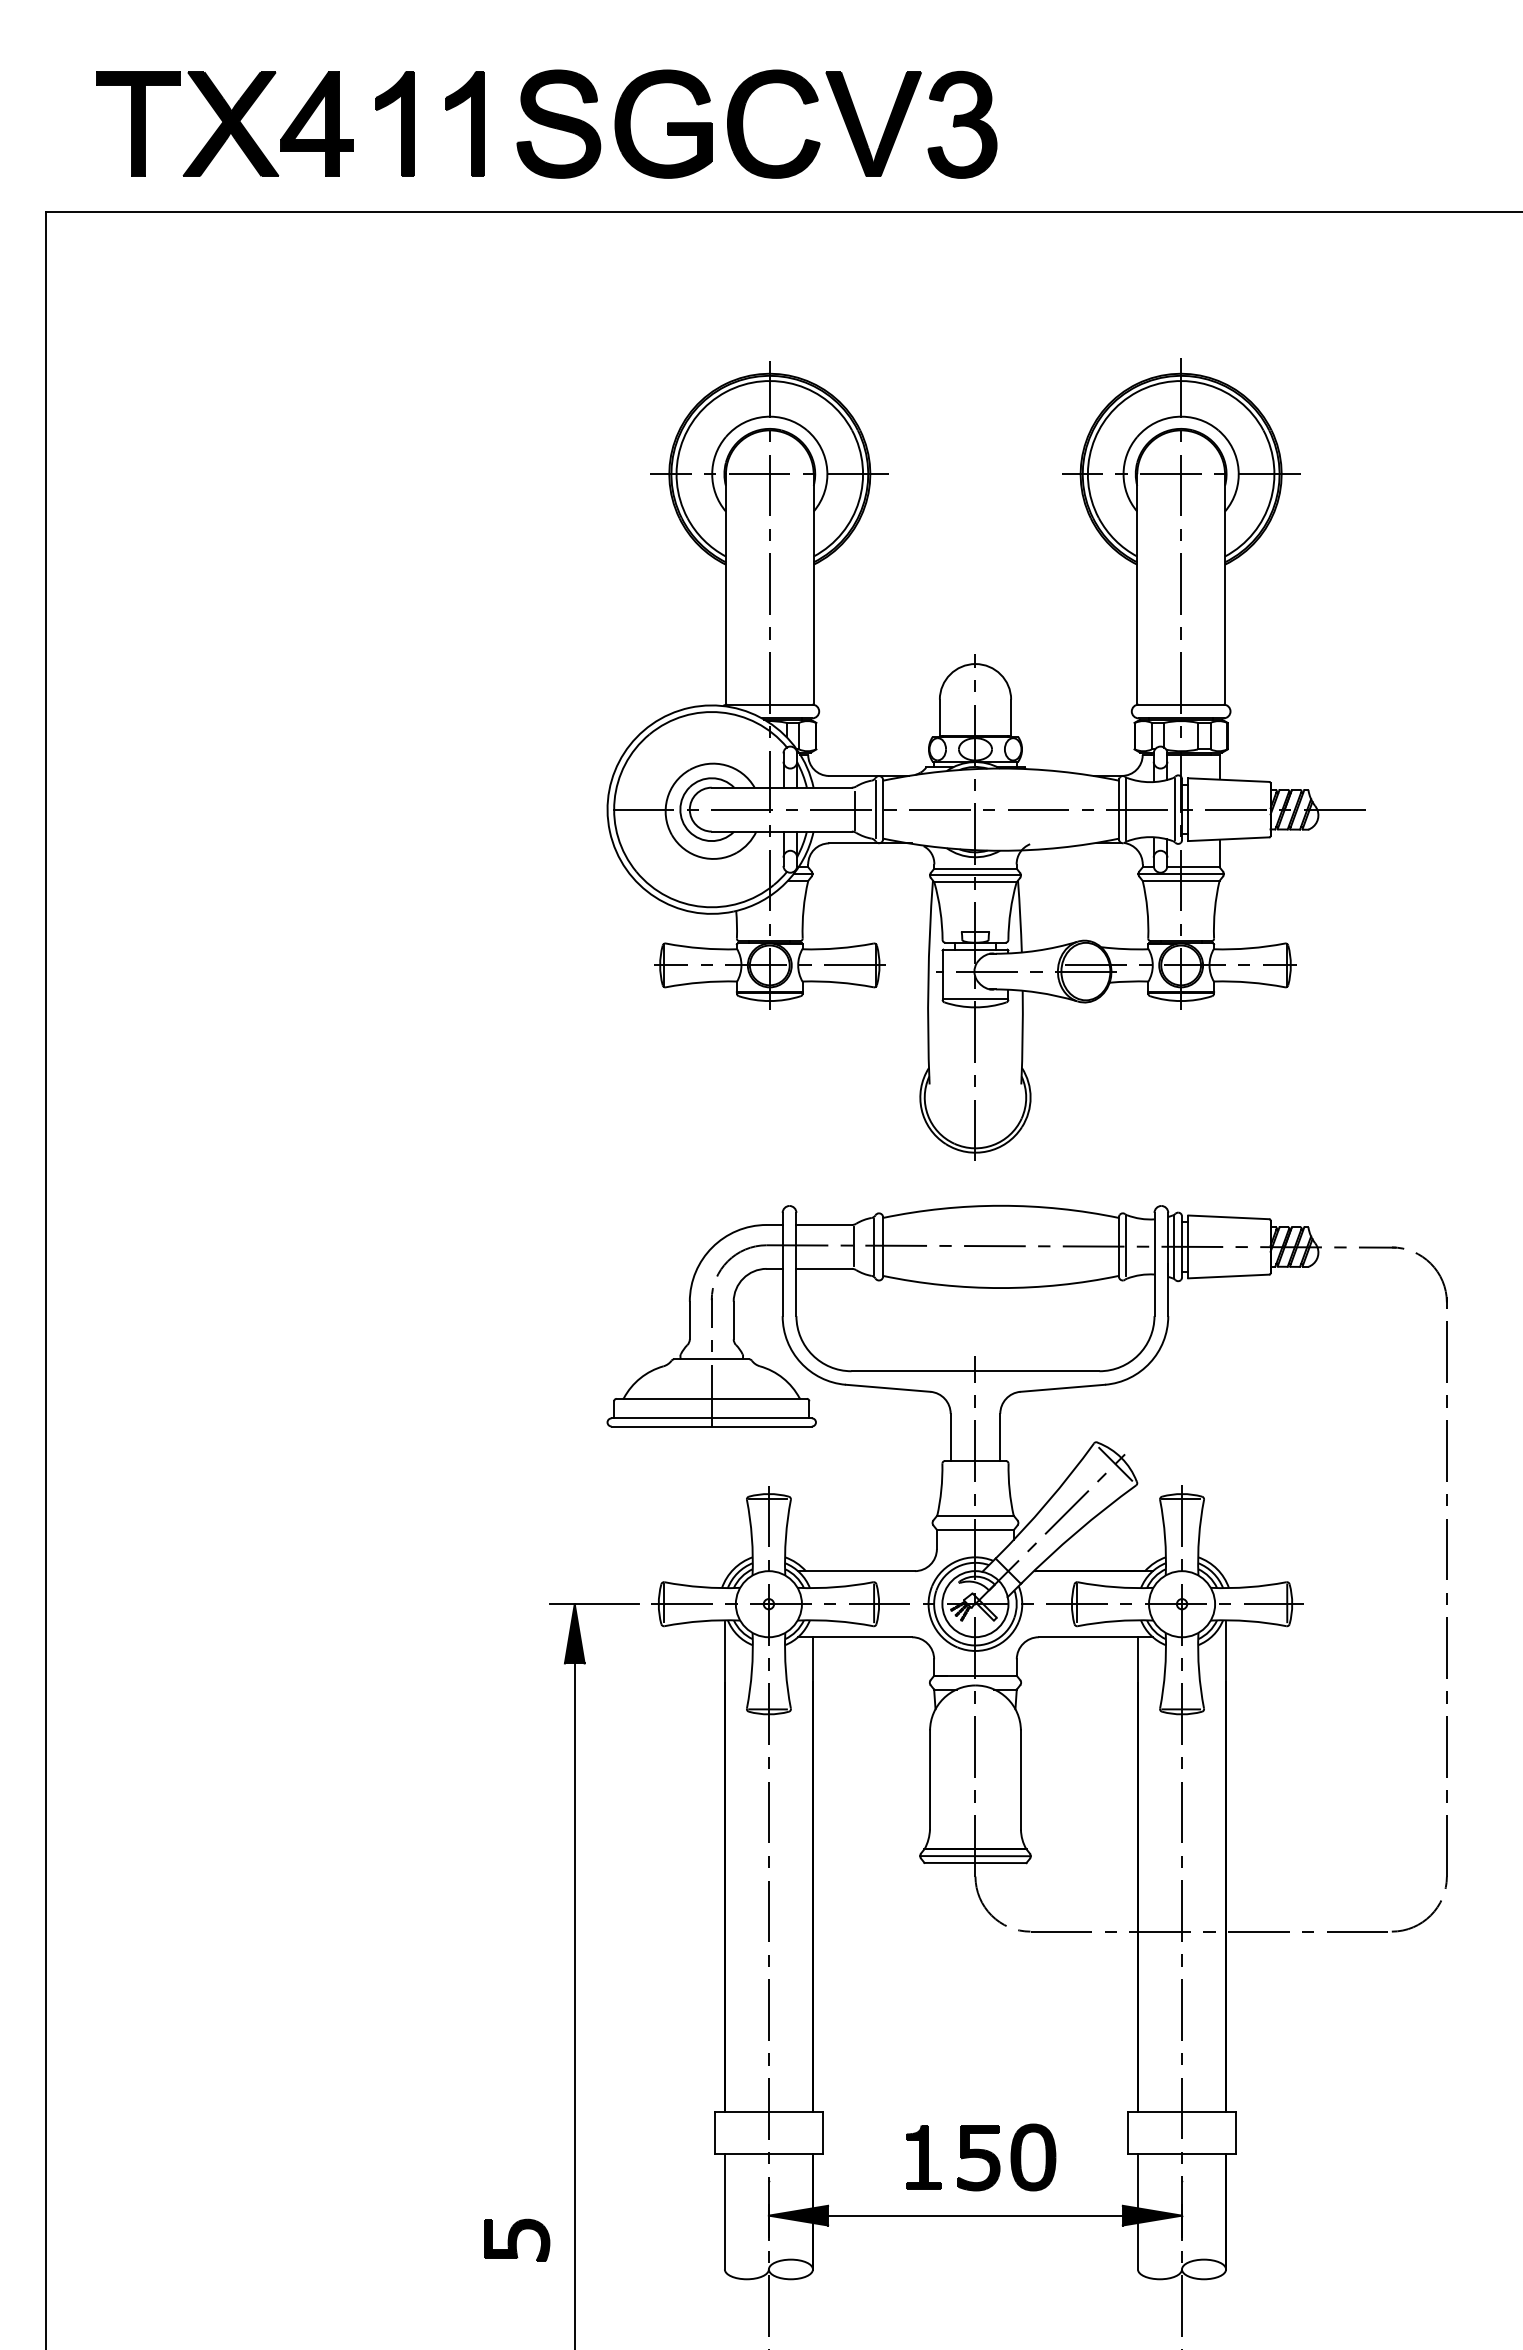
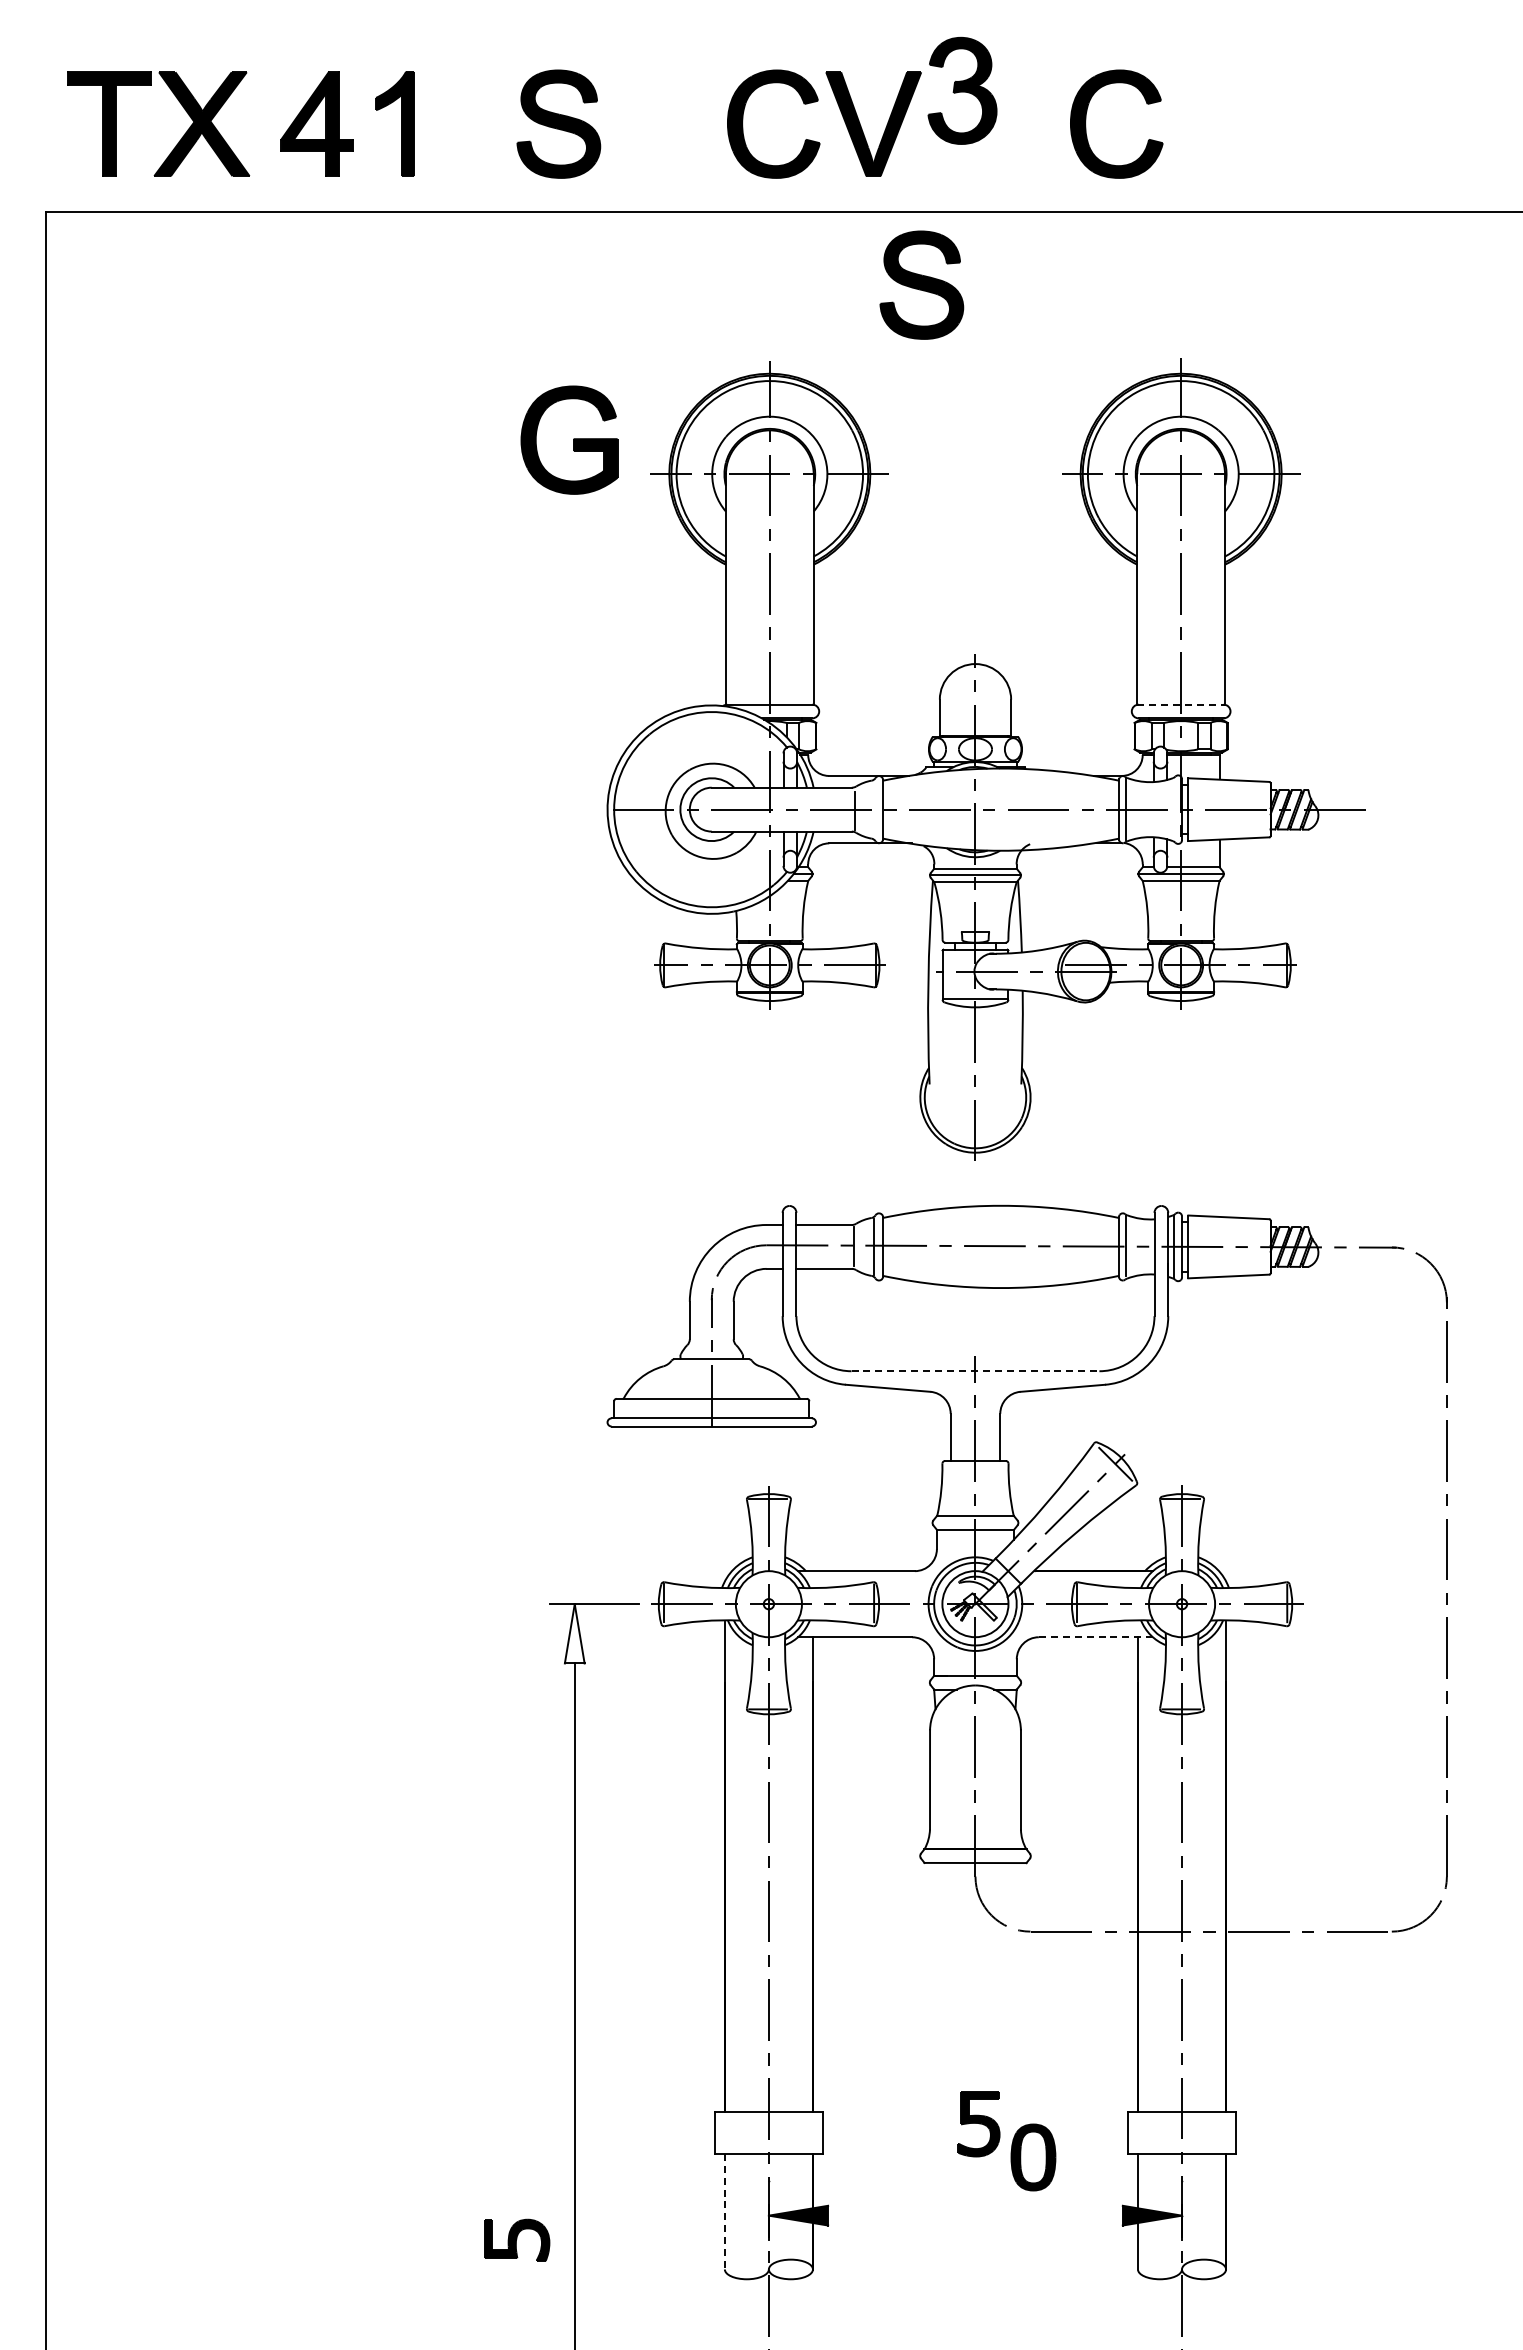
part: none -> present (1086, 122)
part: present -> none (471, 123)
part position: (663, 123) -> (569, 439) (569, 439)
part position: (962, 124) -> (962, 90) (962, 90)
part position: (207, 141) -> (178, 141) (178, 141)
part: none -> present (921, 284)
line: solid -> dashed (1181, 704)
line: present -> none (875, 808)
line: present -> none (1175, 809)
line: solid -> dashed (975, 1371)
fill: present -> none (574, 1633)
line: solid -> dashed (1096, 1637)
line: present -> none (975, 1856)
part: present -> none (923, 2157)
part position: (978, 2158) -> (978, 2124) (978, 2124)
line: solid -> dashed (724, 2211)
line: present -> none (975, 2215)
